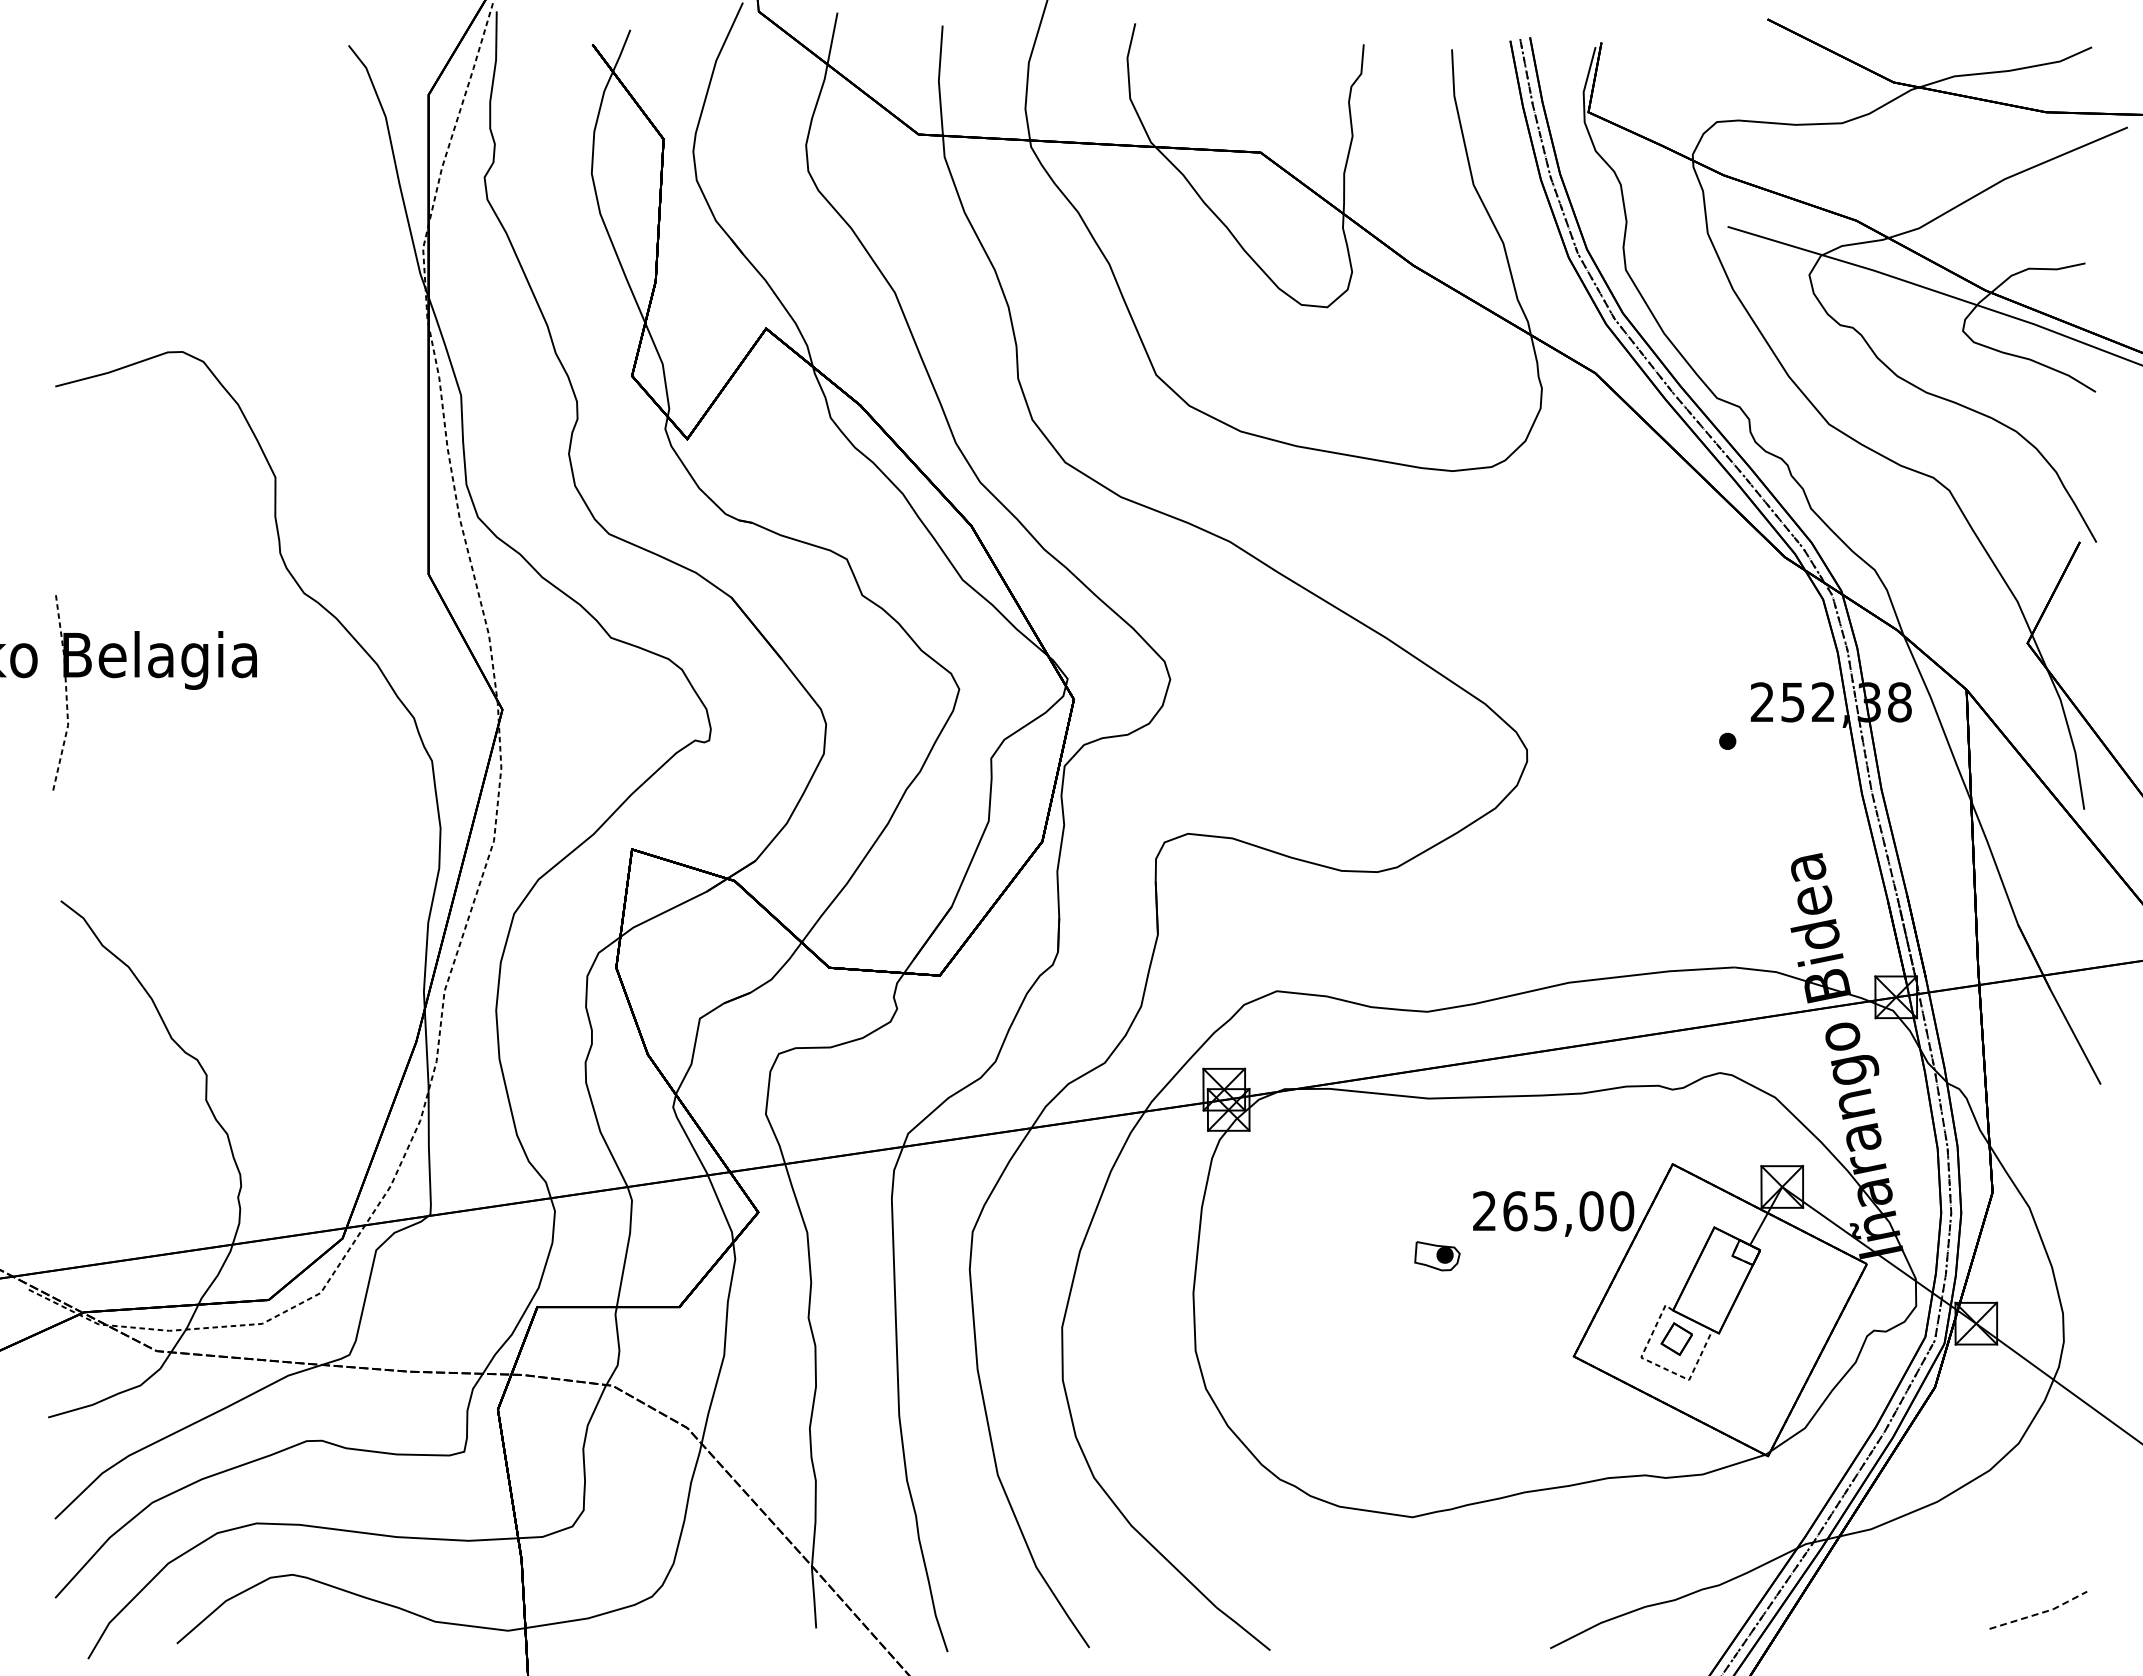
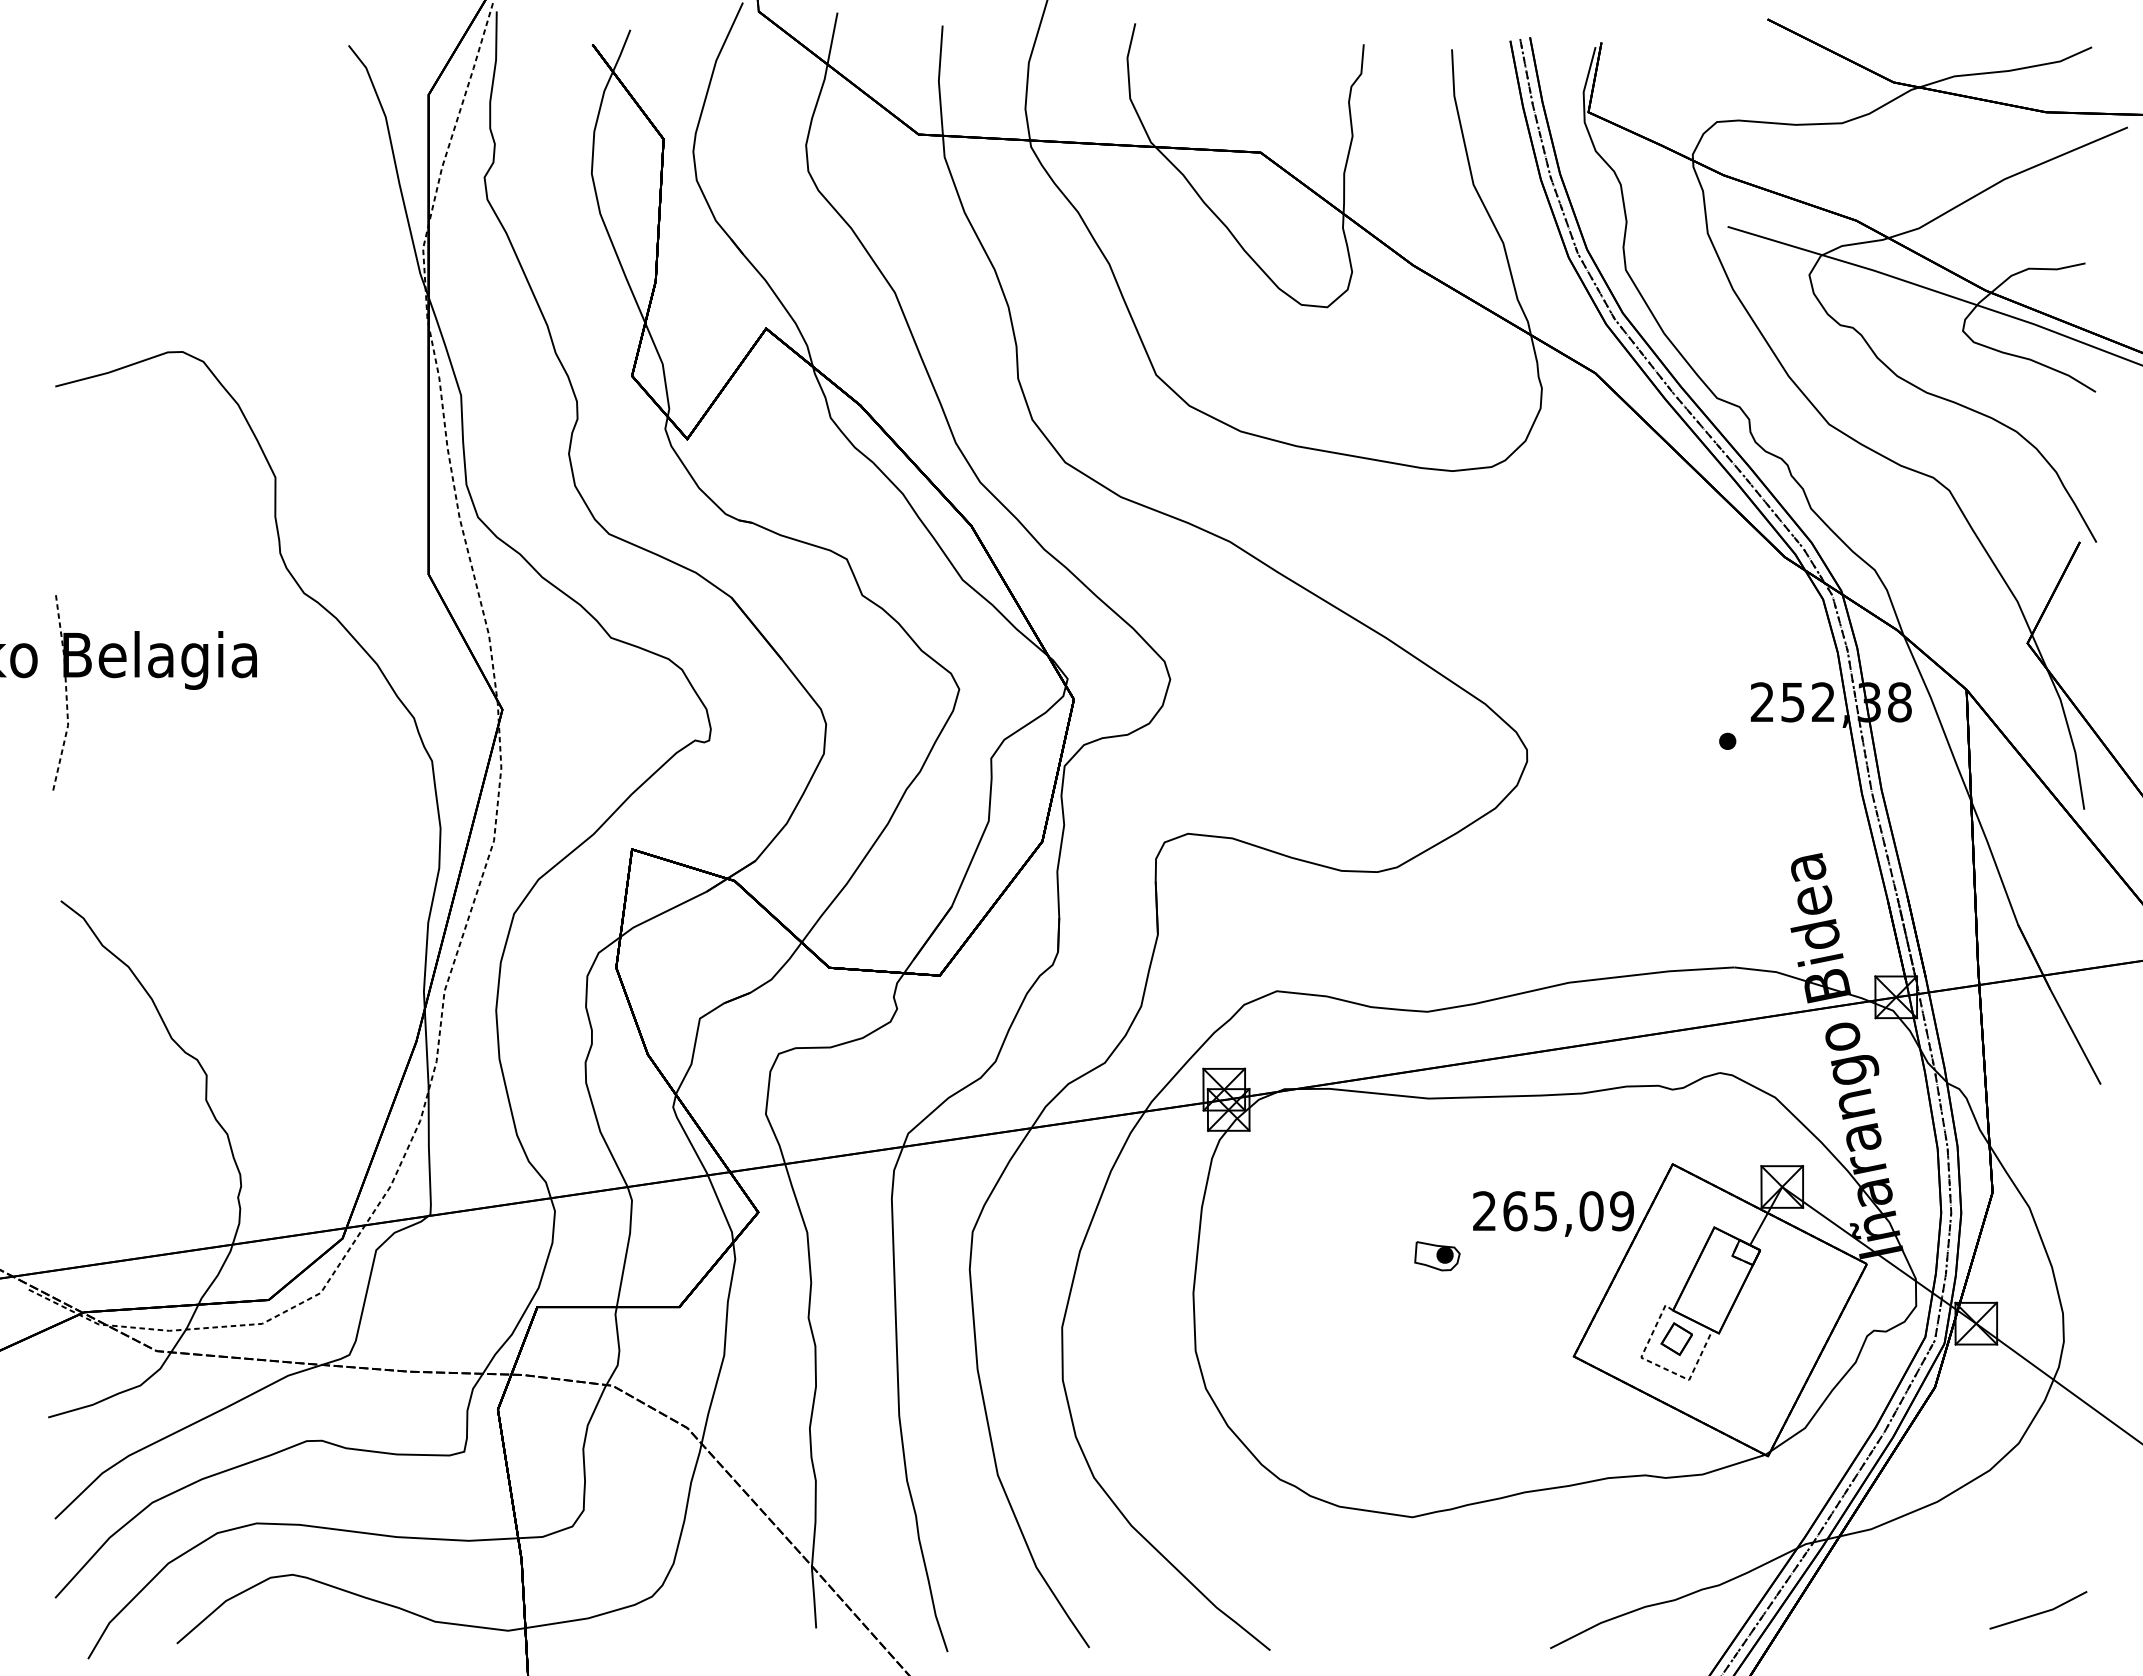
text: 265,00 -> 265,09 (1622, 1211)
line: dashed -> solid (2040, 1613)
